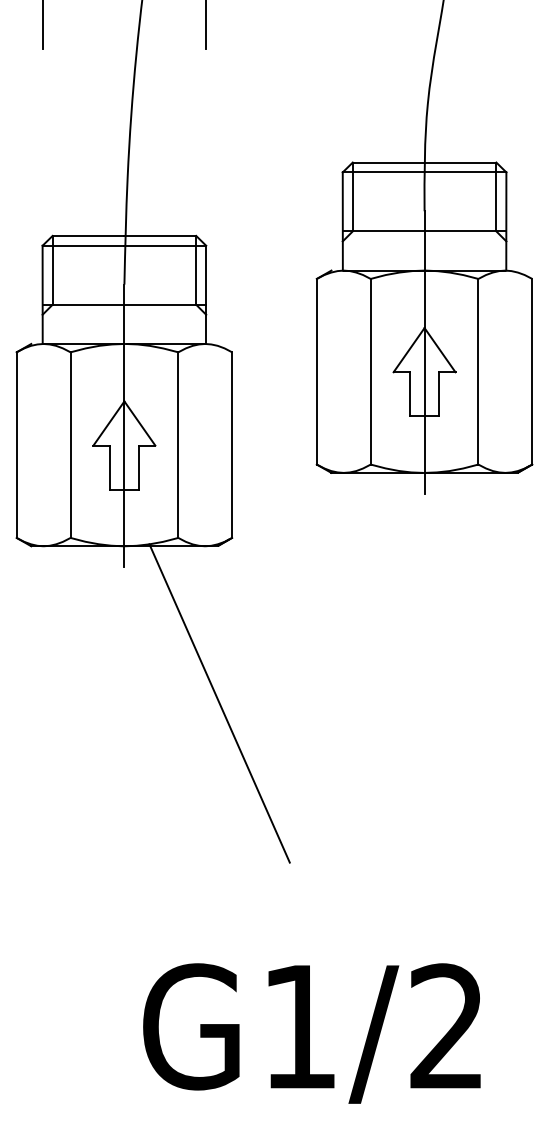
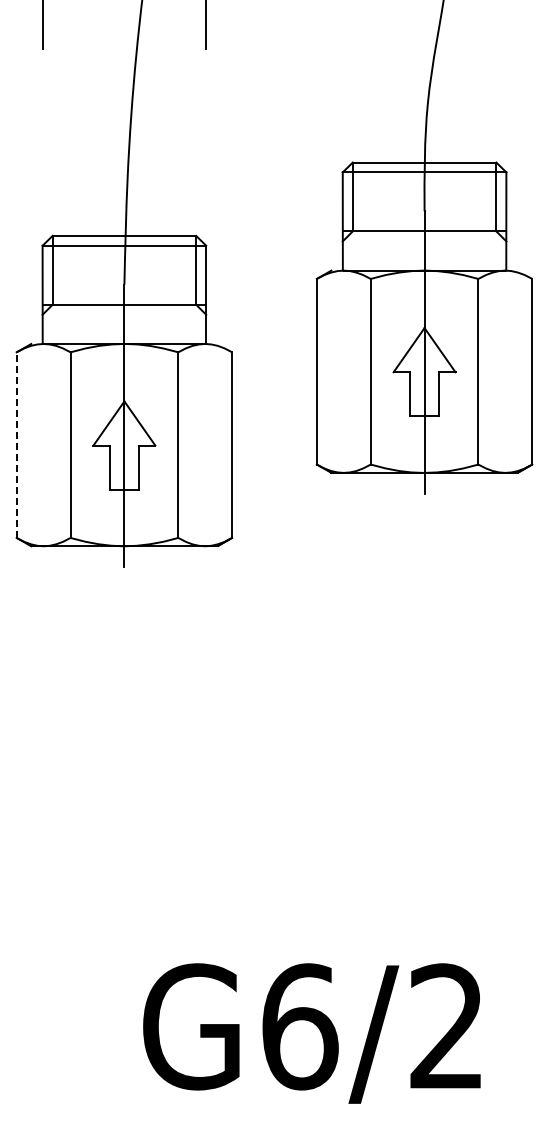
line: solid -> dashed (16, 445)
line: present -> none (219, 703)
text: G1/2 -> G6/2 (300, 1026)
